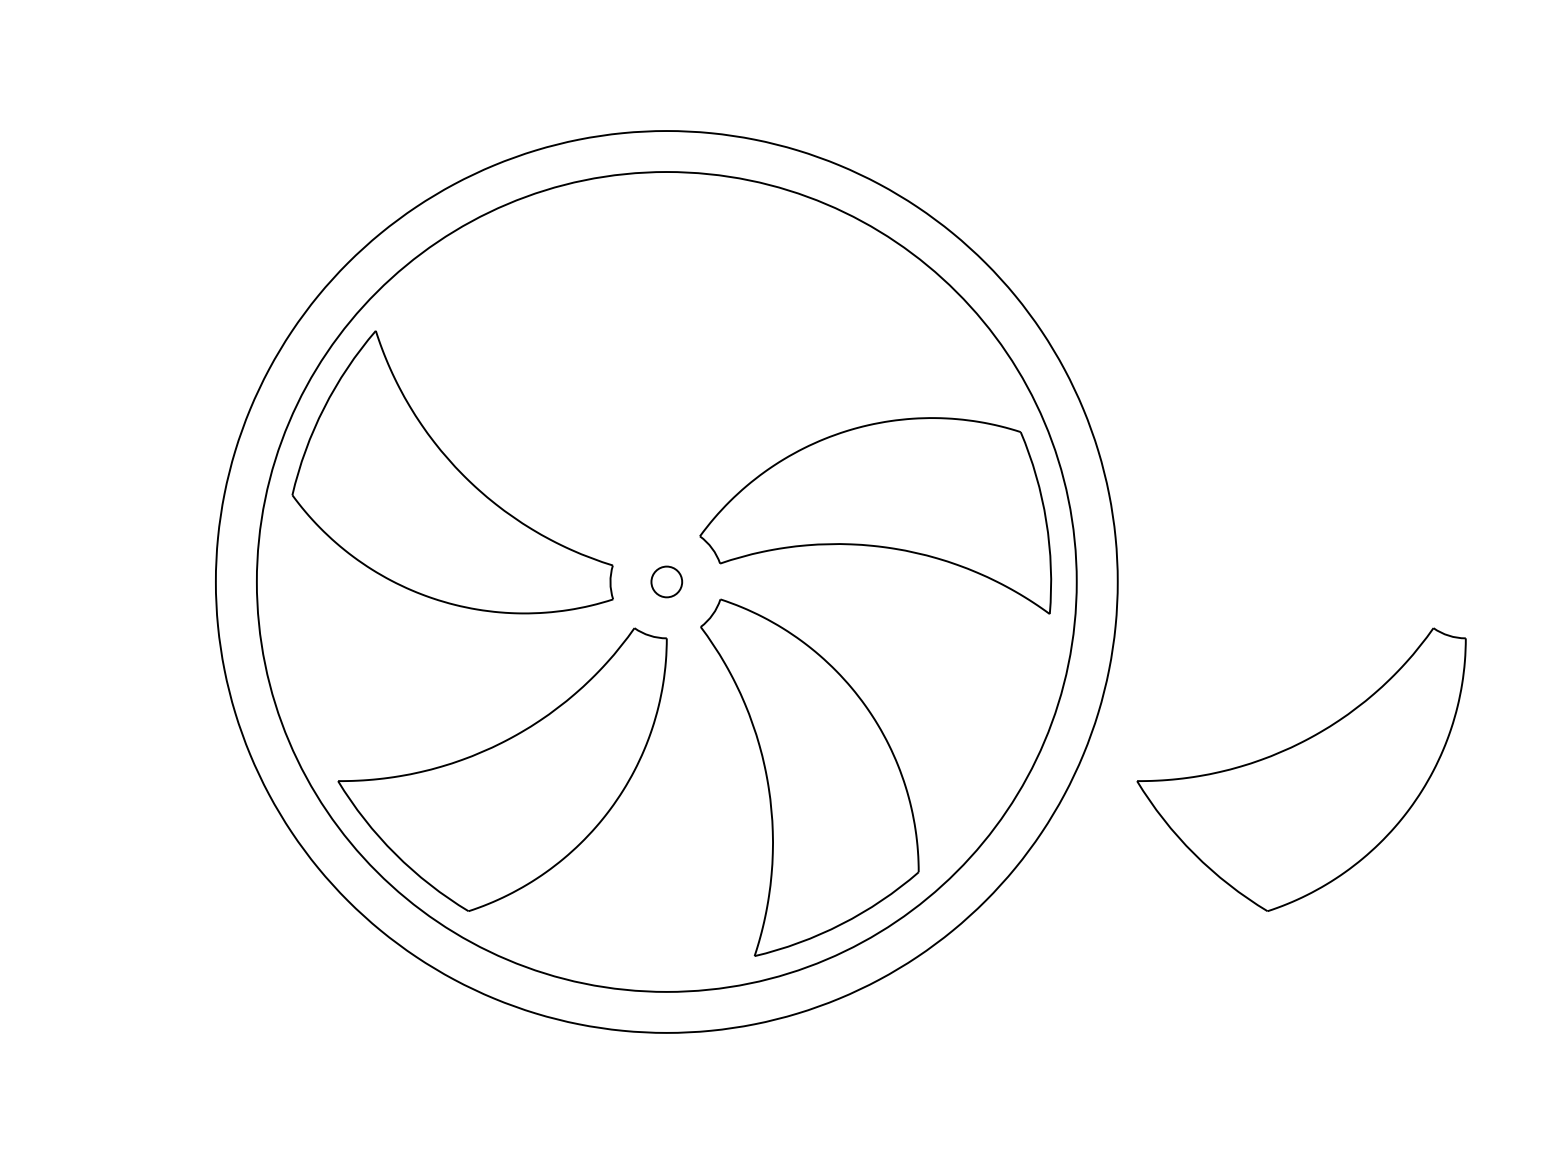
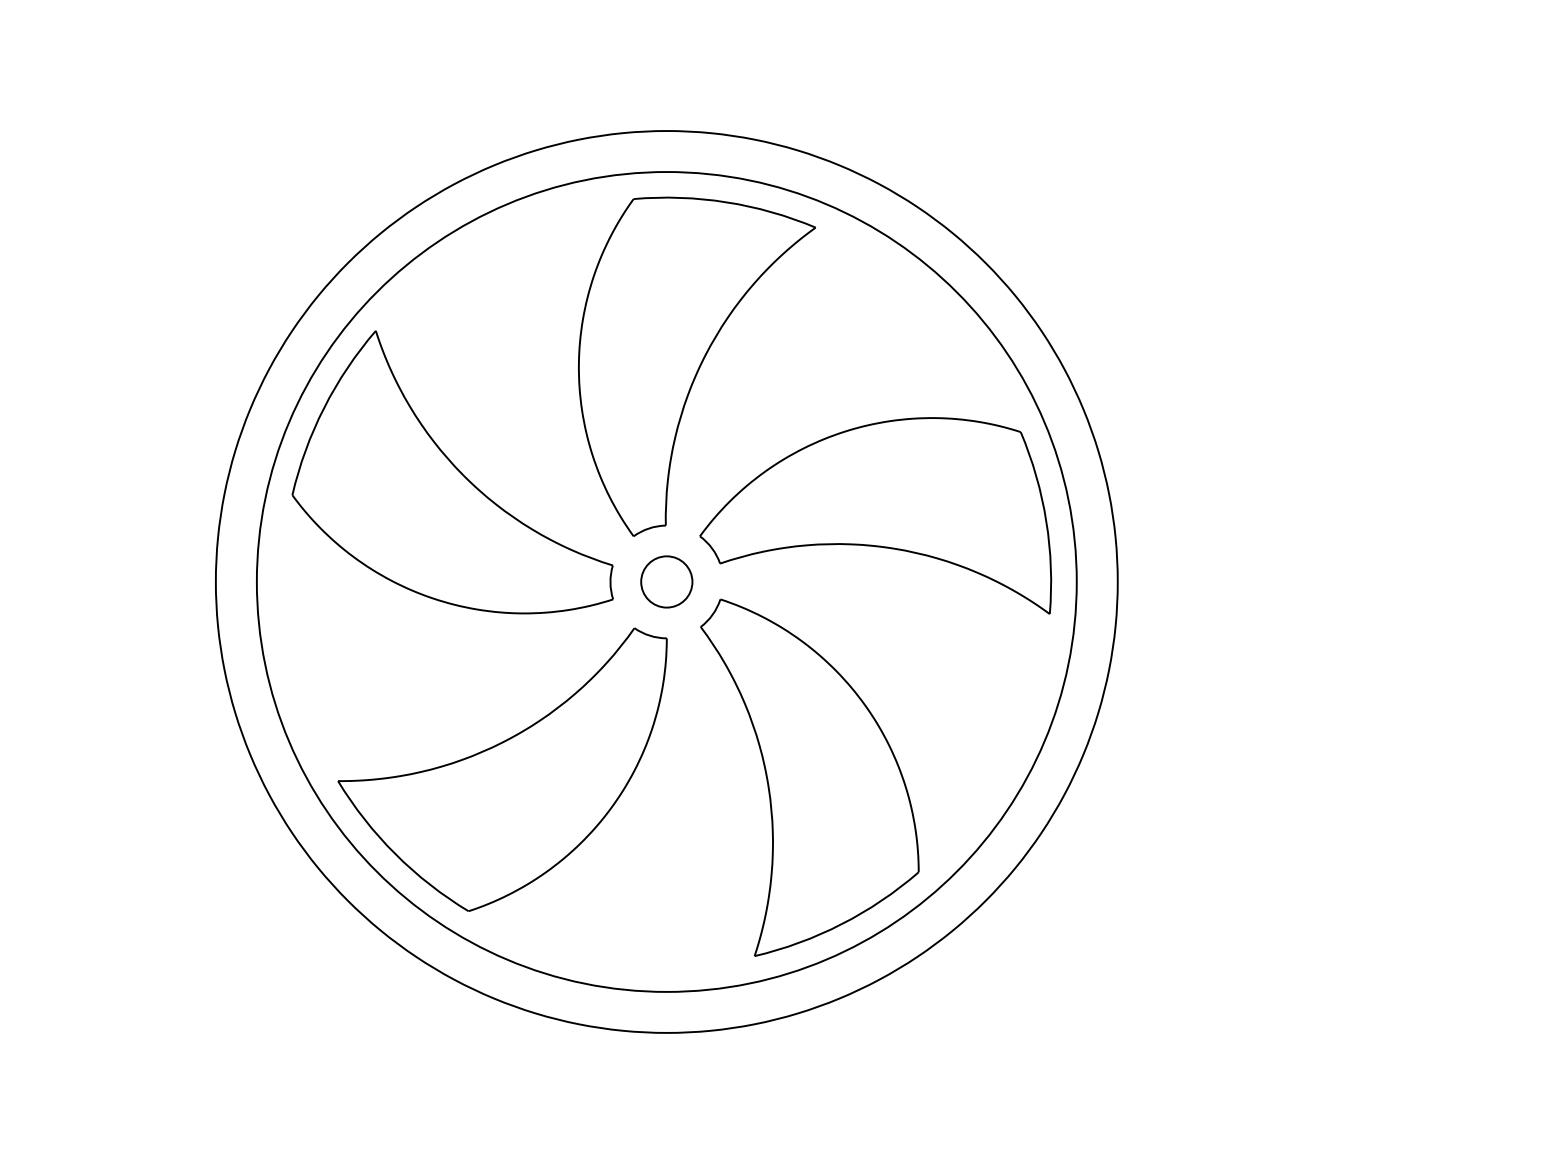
part: none -> present (696, 366)
circle diameter: 31 px -> 51 px (666, 581)
part: present -> none (1301, 769)
